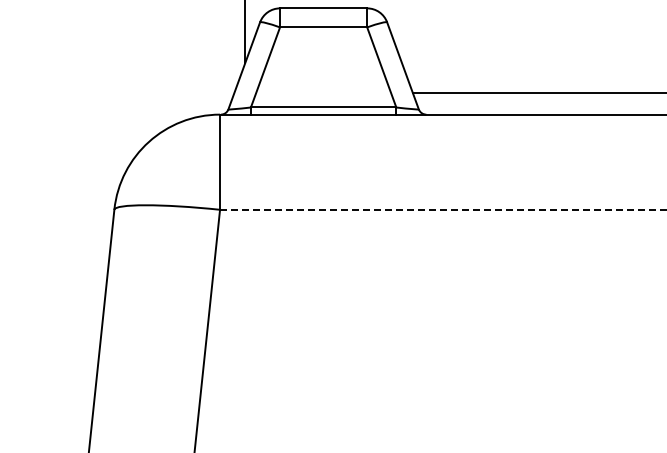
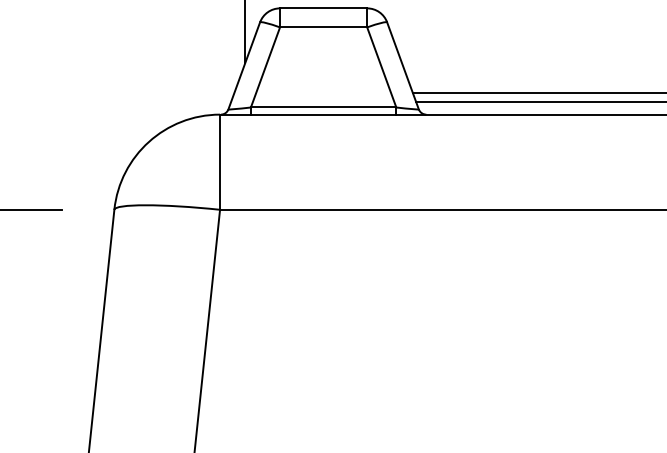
line: none -> present (539, 102)
line: none -> present (31, 209)
line: dashed -> solid (443, 209)
